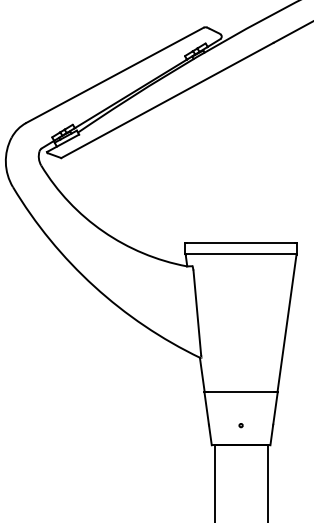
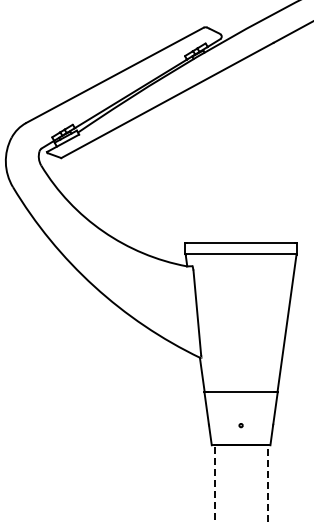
line: solid -> dashed (267, 483)
line: solid -> dashed (214, 484)
